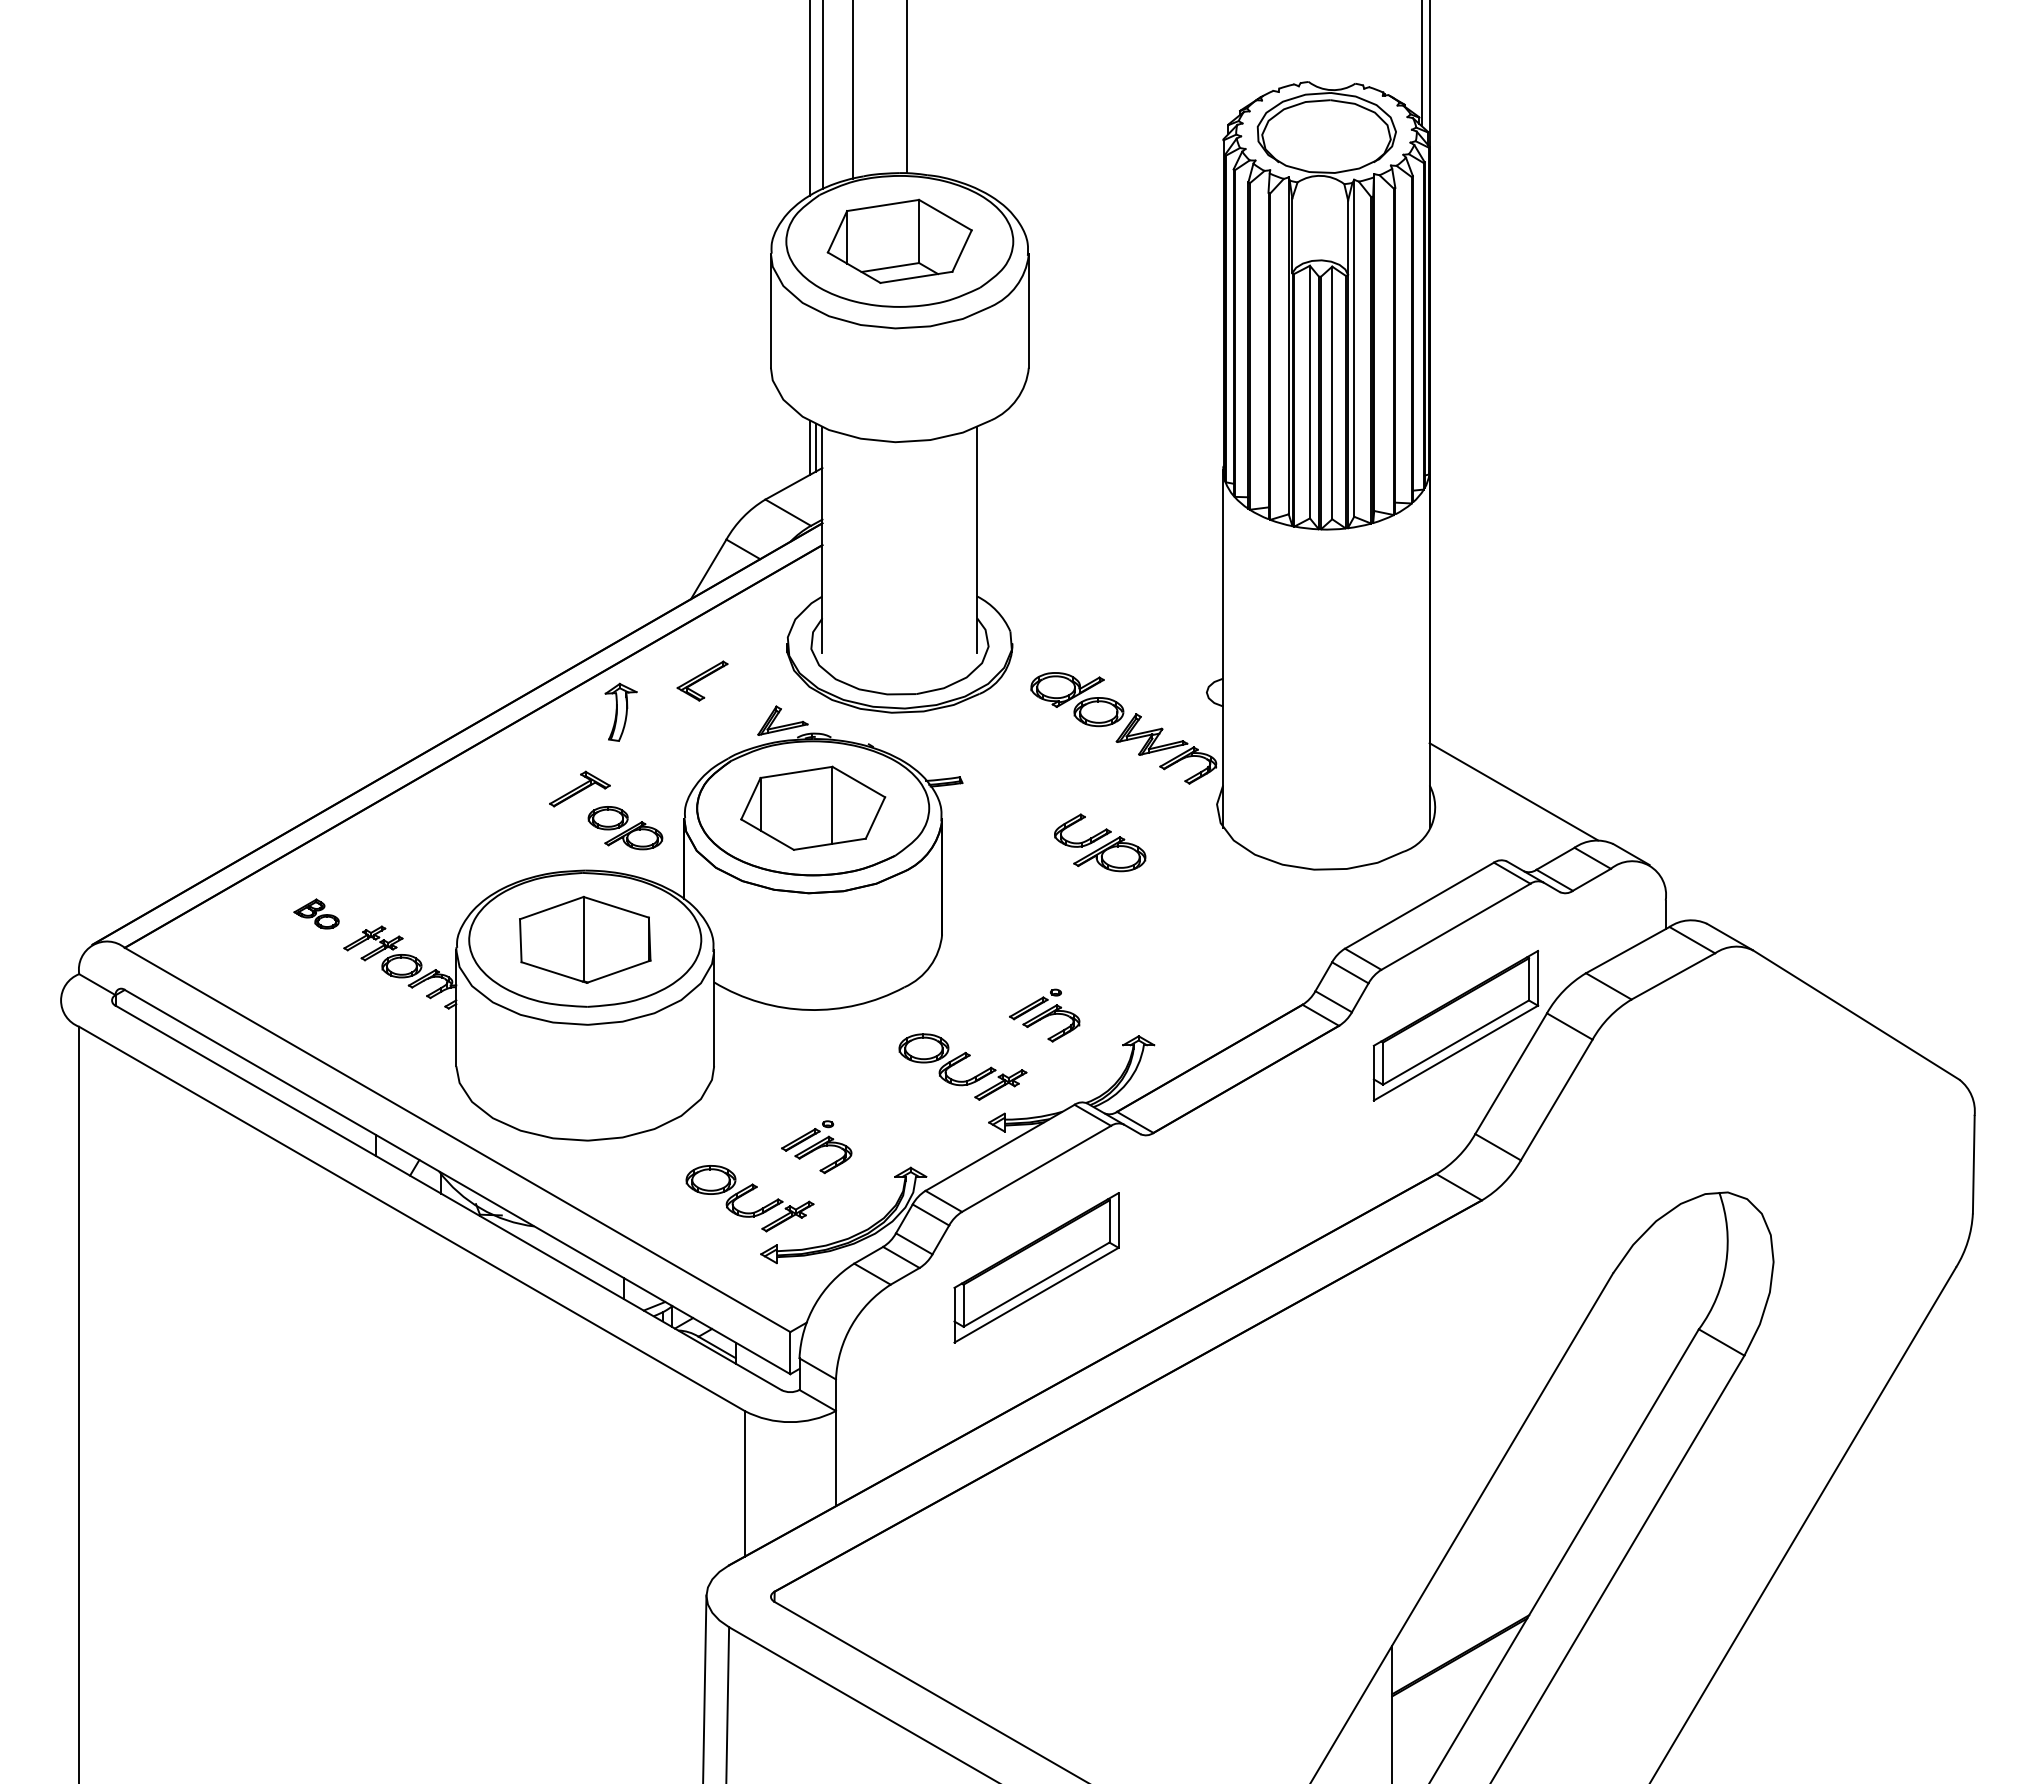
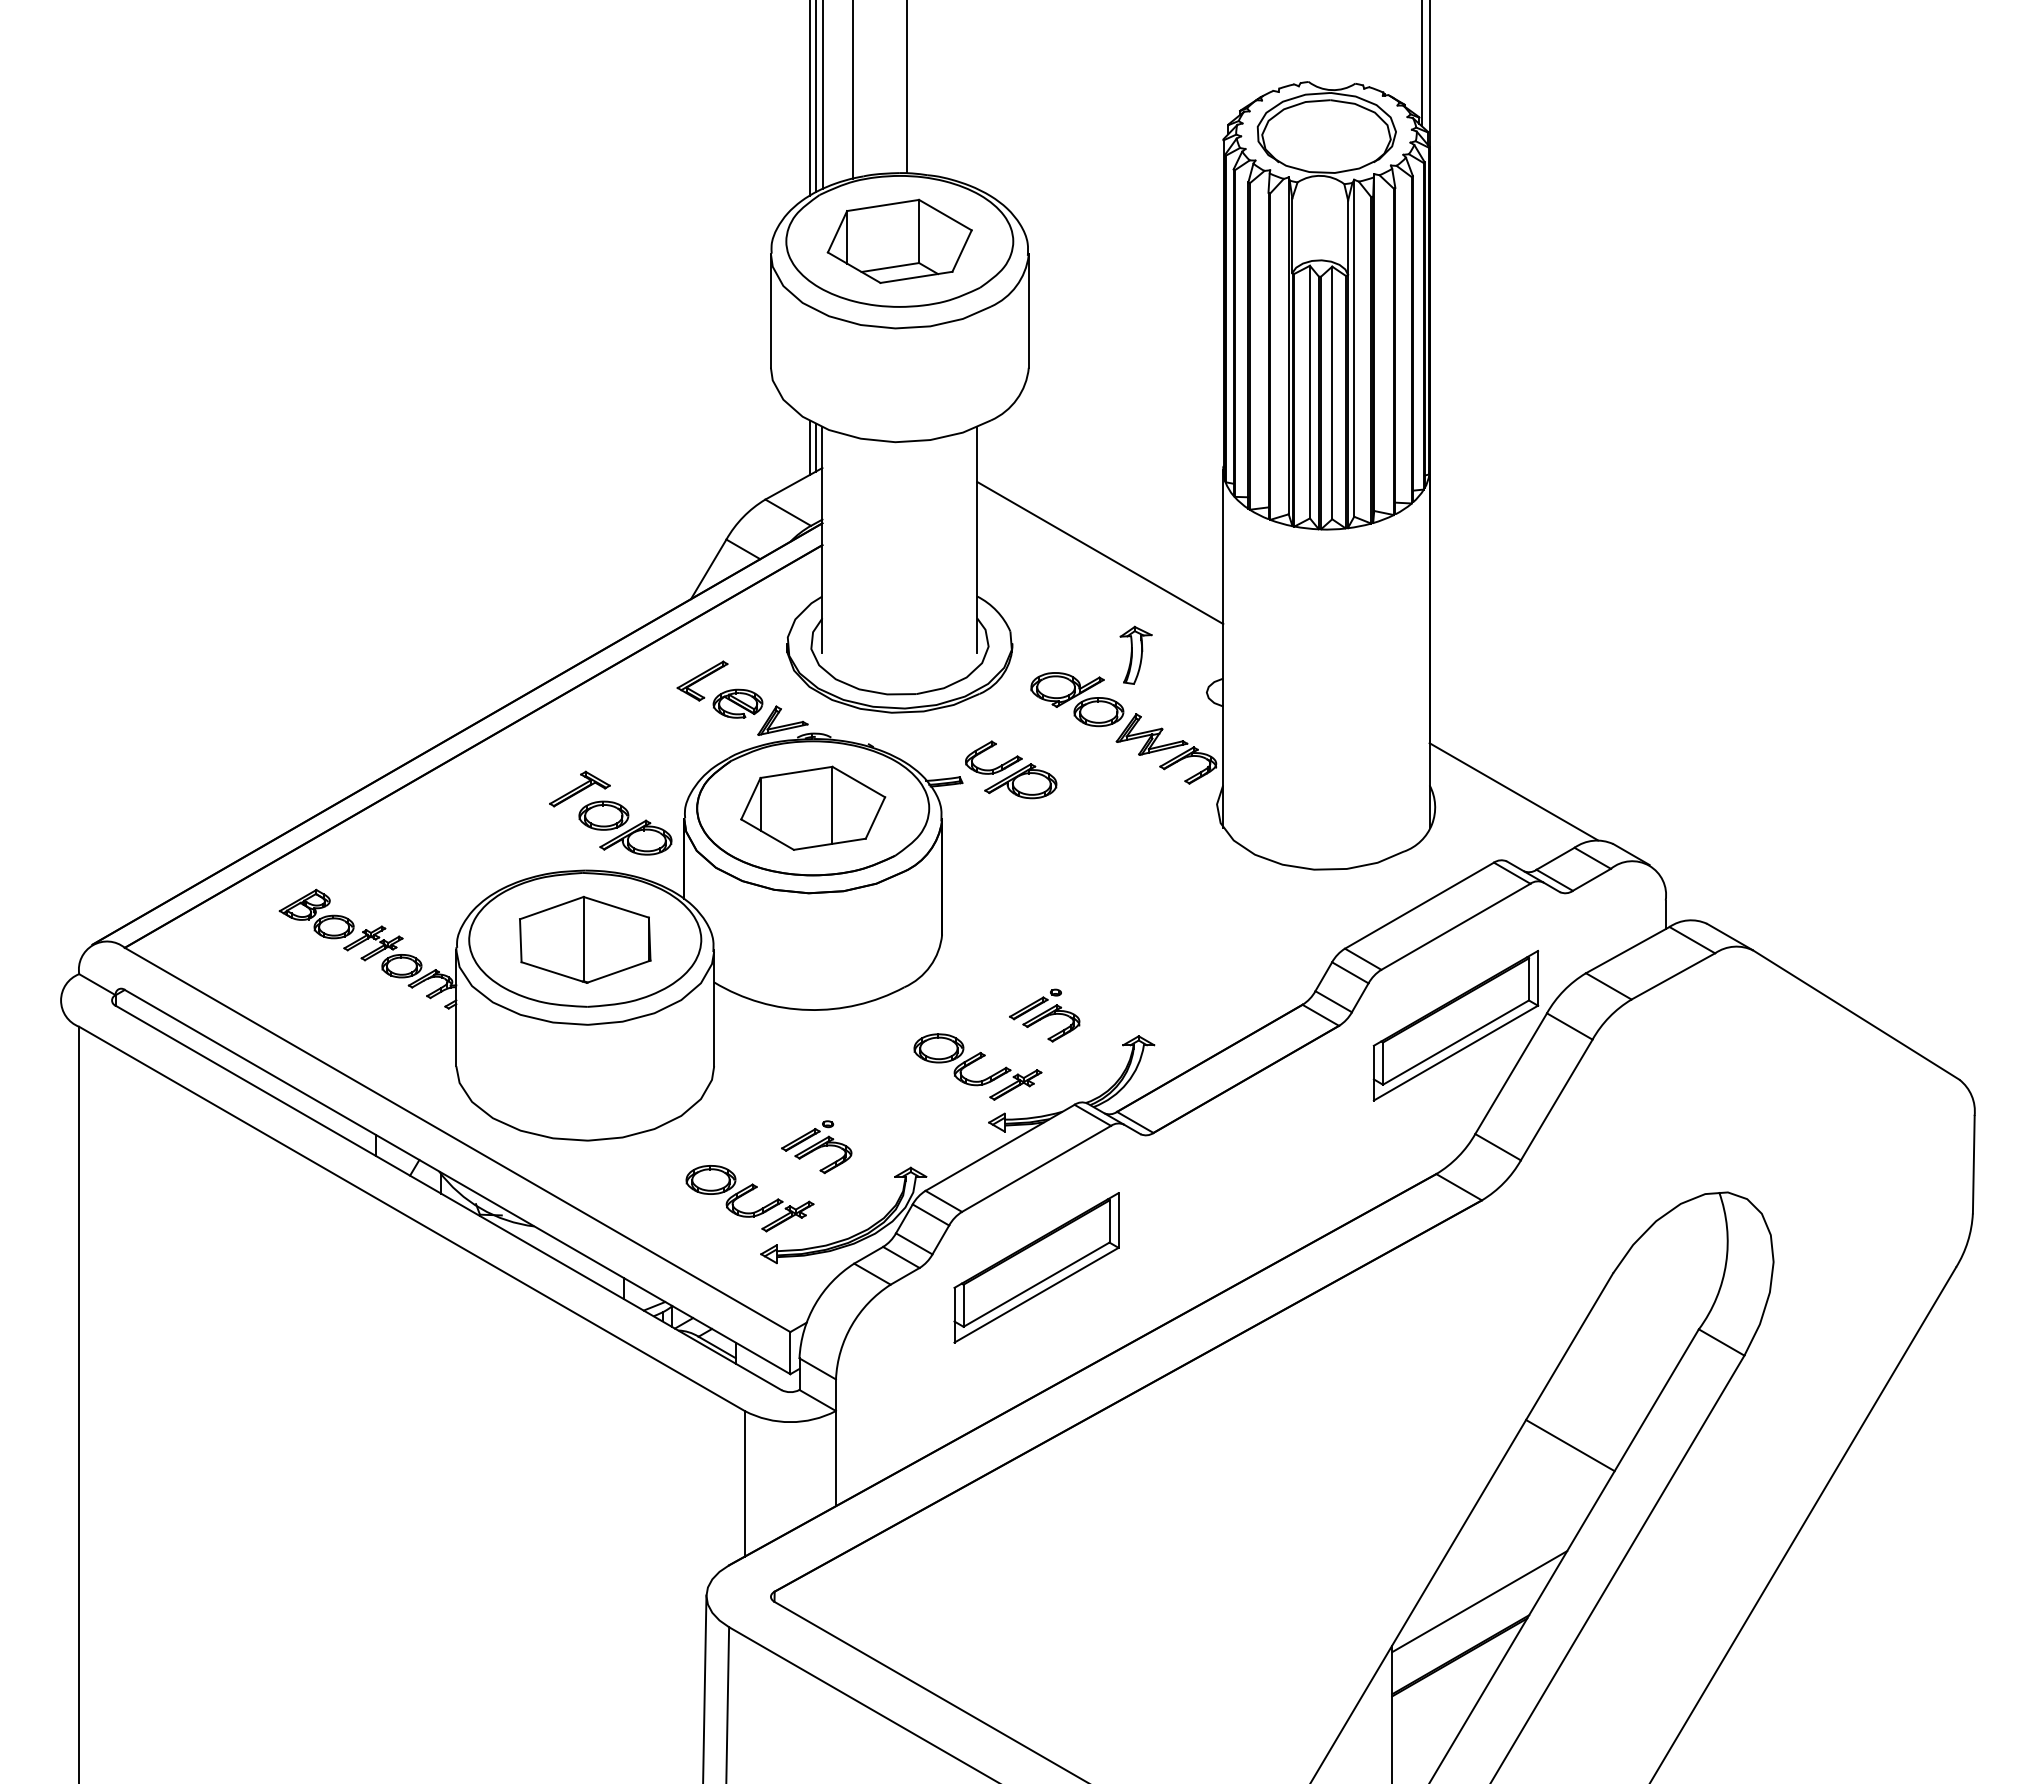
line: none -> present (816, 97)
line: none -> present (1100, 552)
part: none -> present (737, 703)
part position: (620, 711) -> (1135, 654) (1135, 654)
part size: 77x45 px -> 95x56 px (625, 827)
part position: (1100, 842) -> (1011, 769) (1011, 769)
part size: 47x32 px -> 77x52 px (316, 913)
part position: (962, 1066) -> (977, 1066) (977, 1066)
line: none -> present (1570, 1445)
line: none -> present (1479, 1601)
